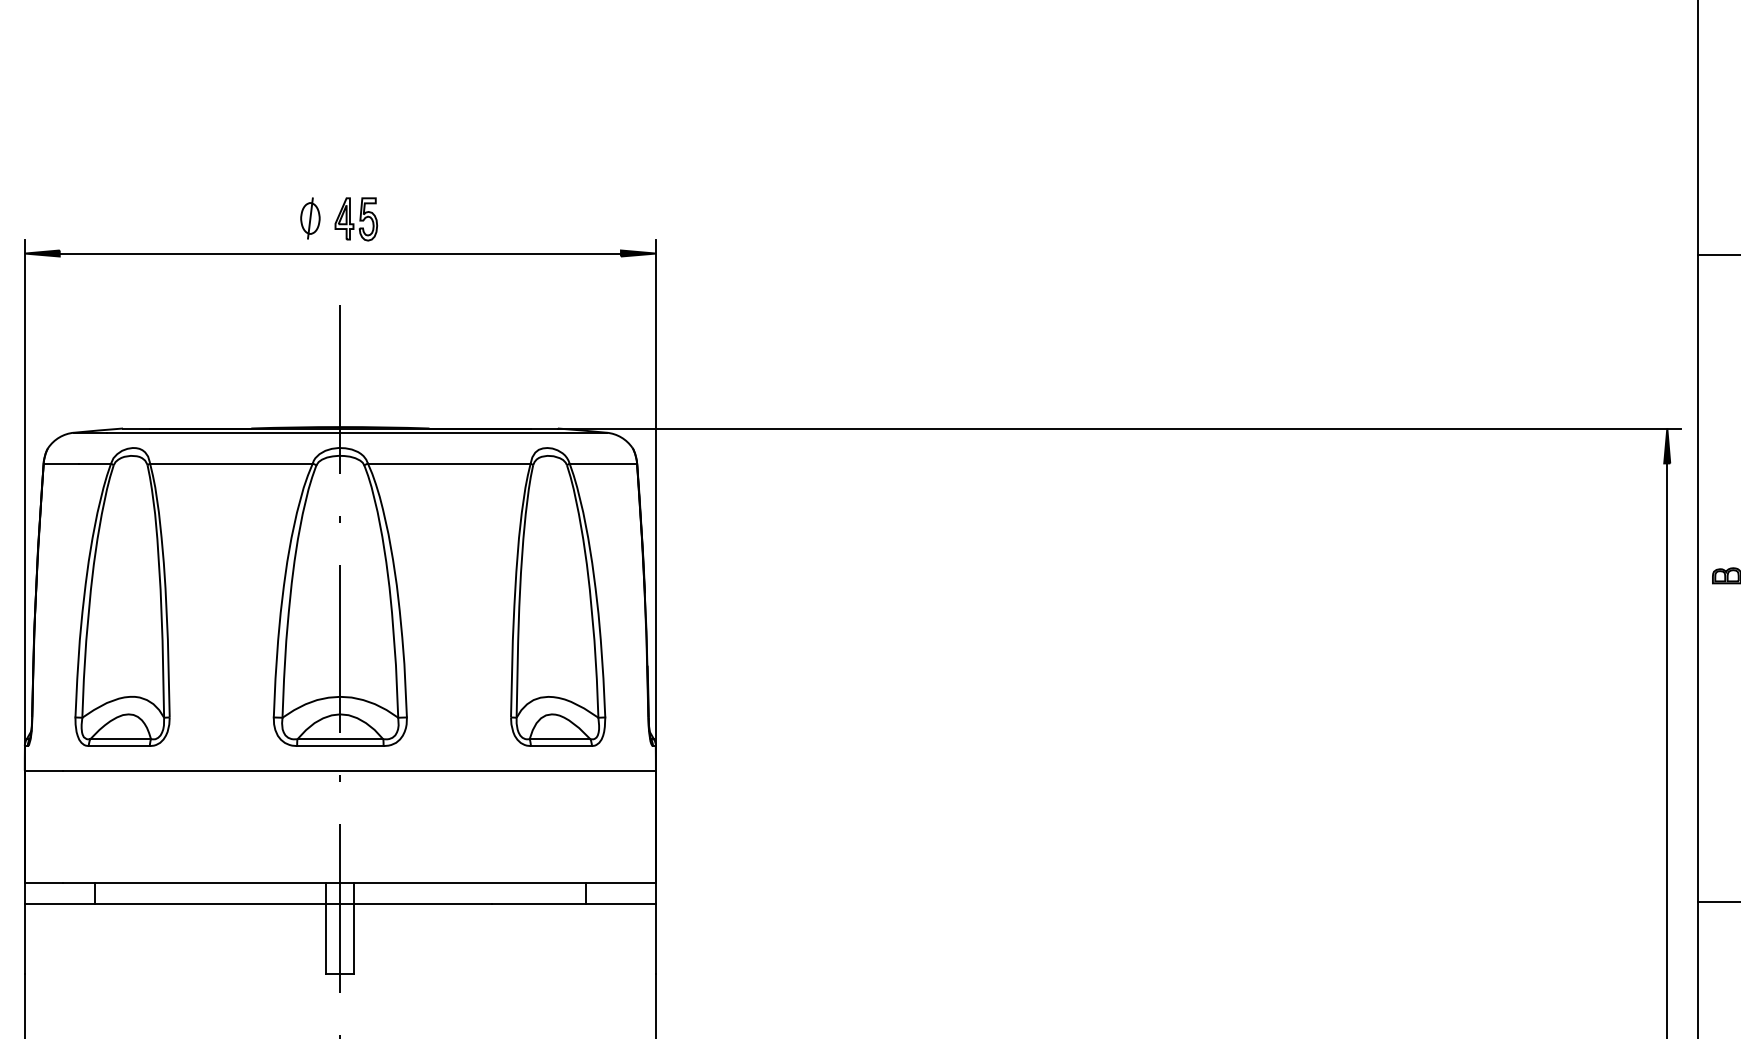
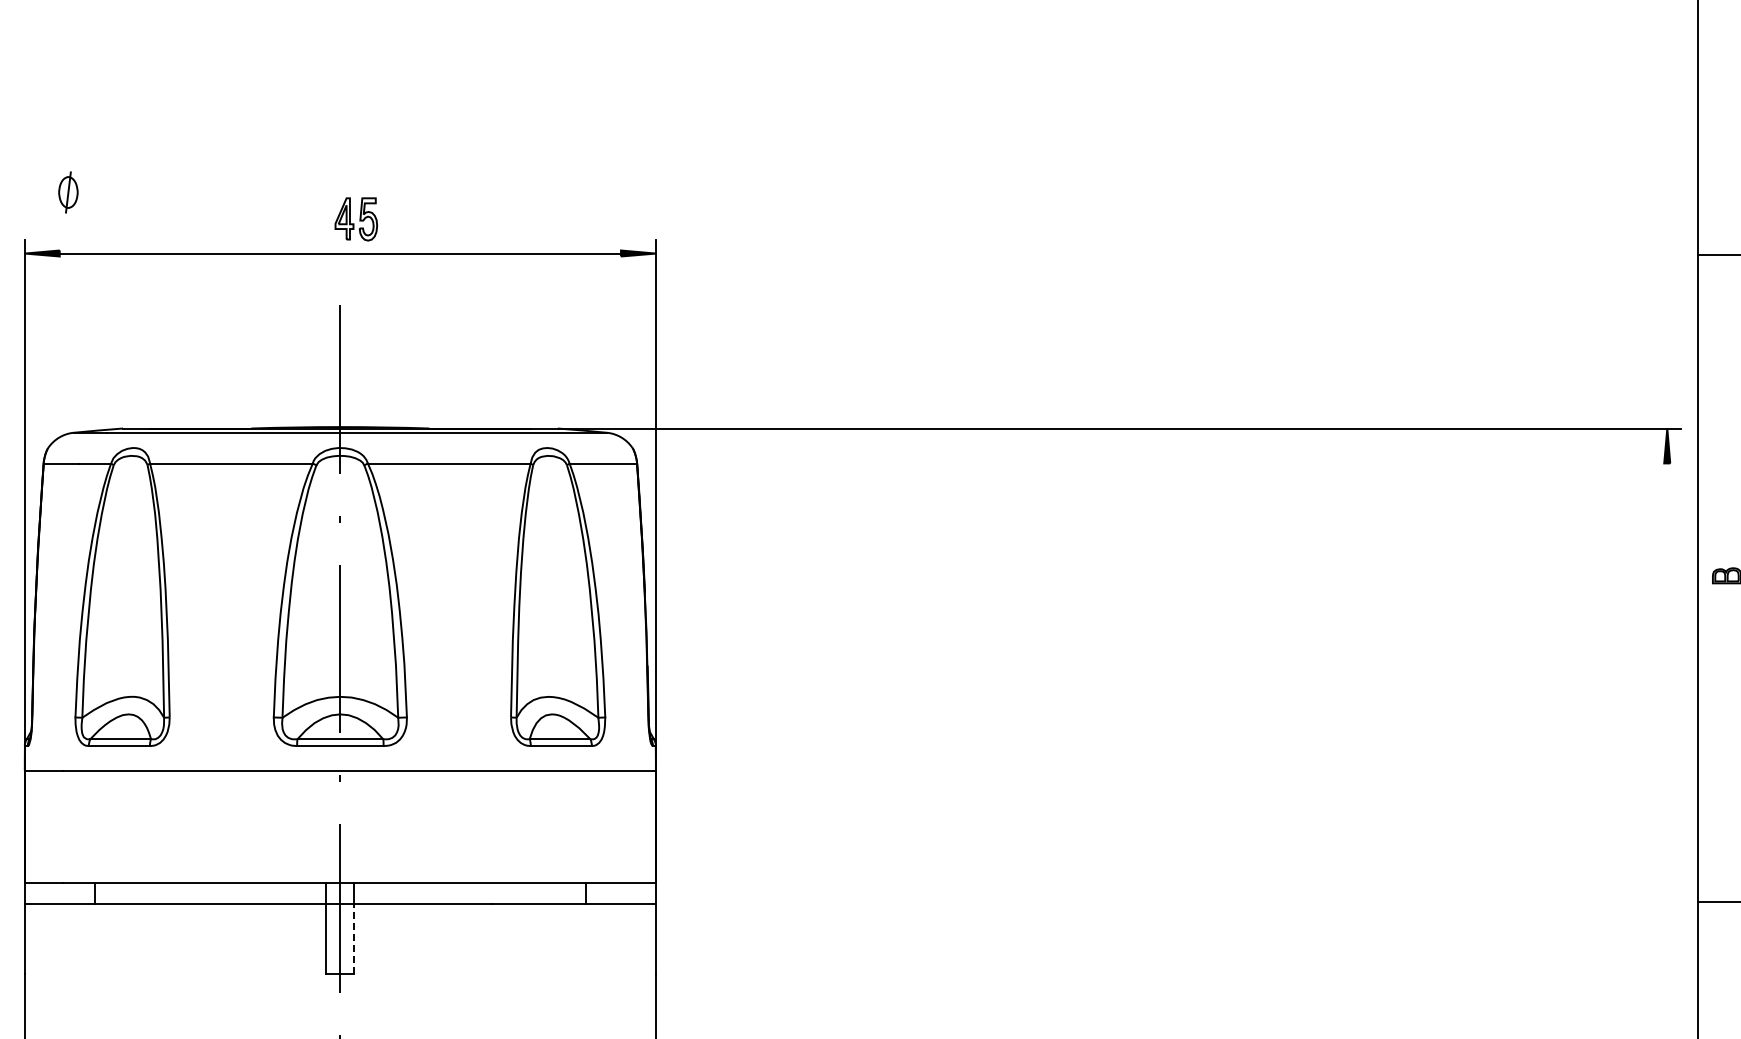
part position: (310, 218) -> (68, 192) (68, 192)
line: present -> none (1667, 749)
line: solid -> dashed (354, 938)
